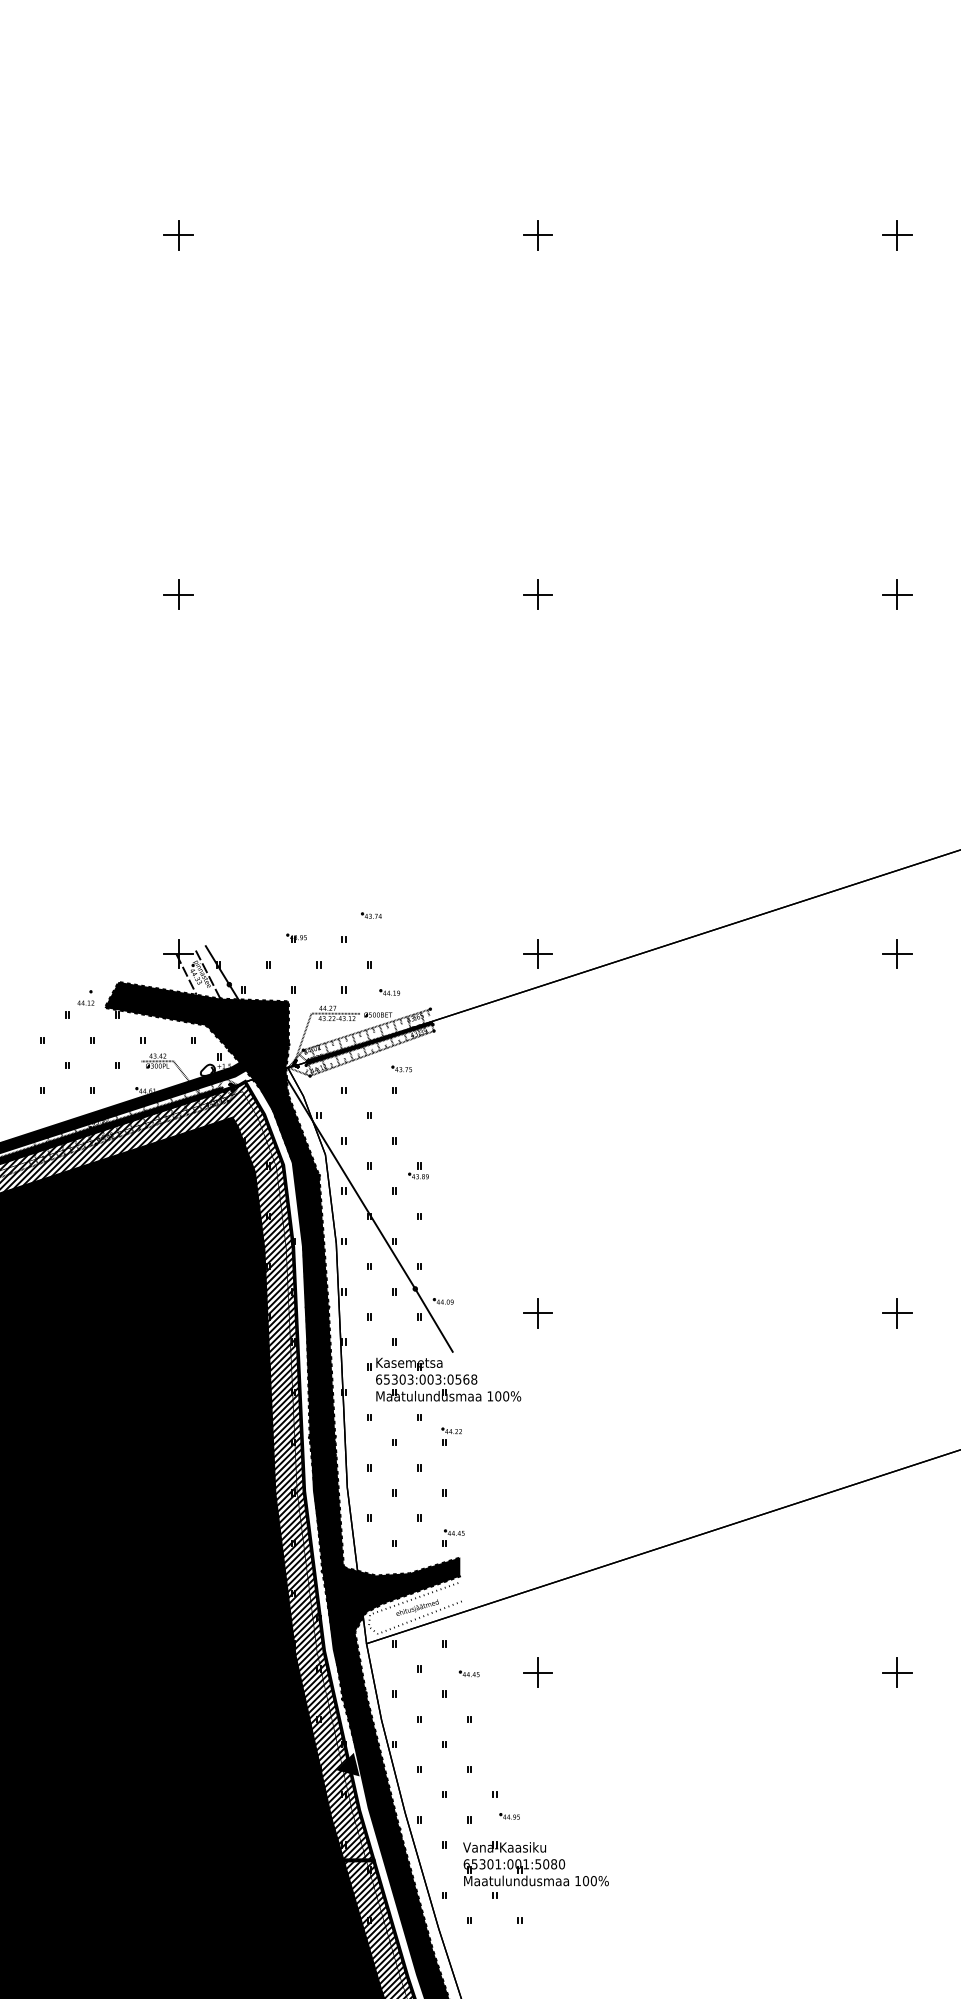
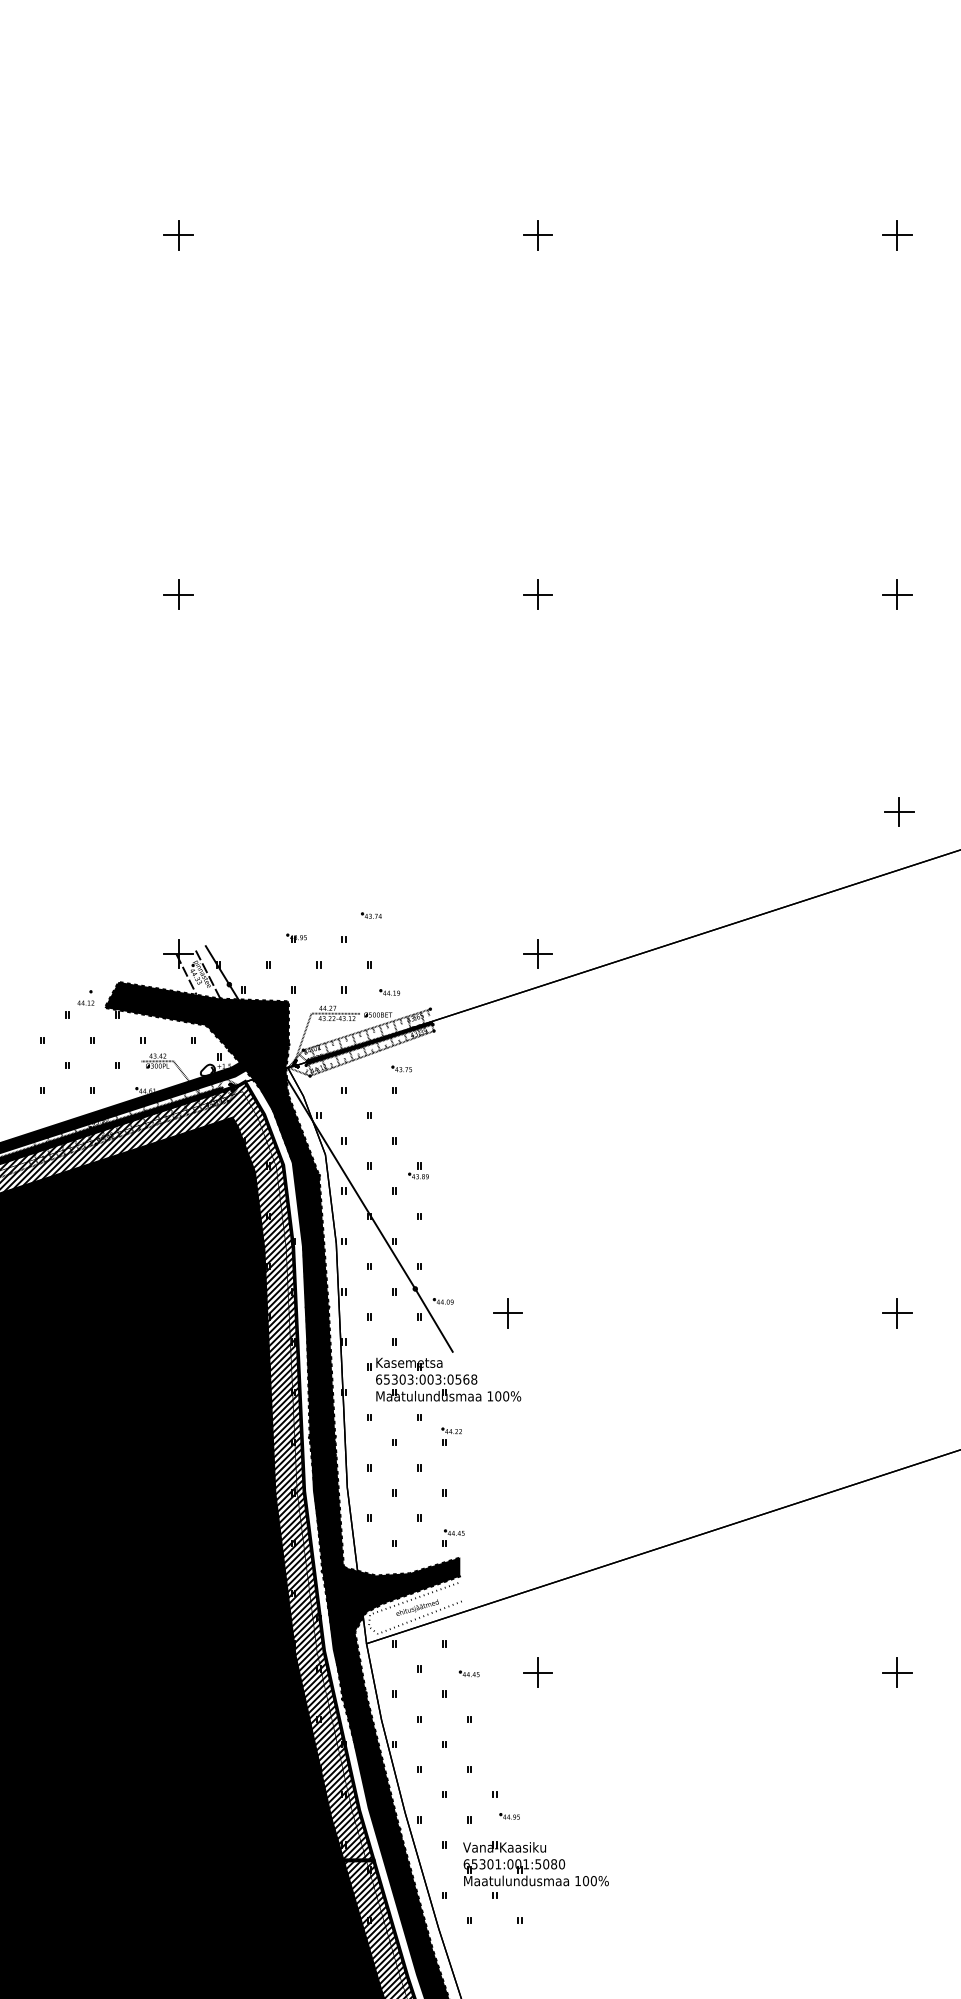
part position: (897, 953) -> (899, 811) (899, 811)
part position: (537, 1313) -> (507, 1313) (507, 1313)
fill: present -> none (347, 1764)
